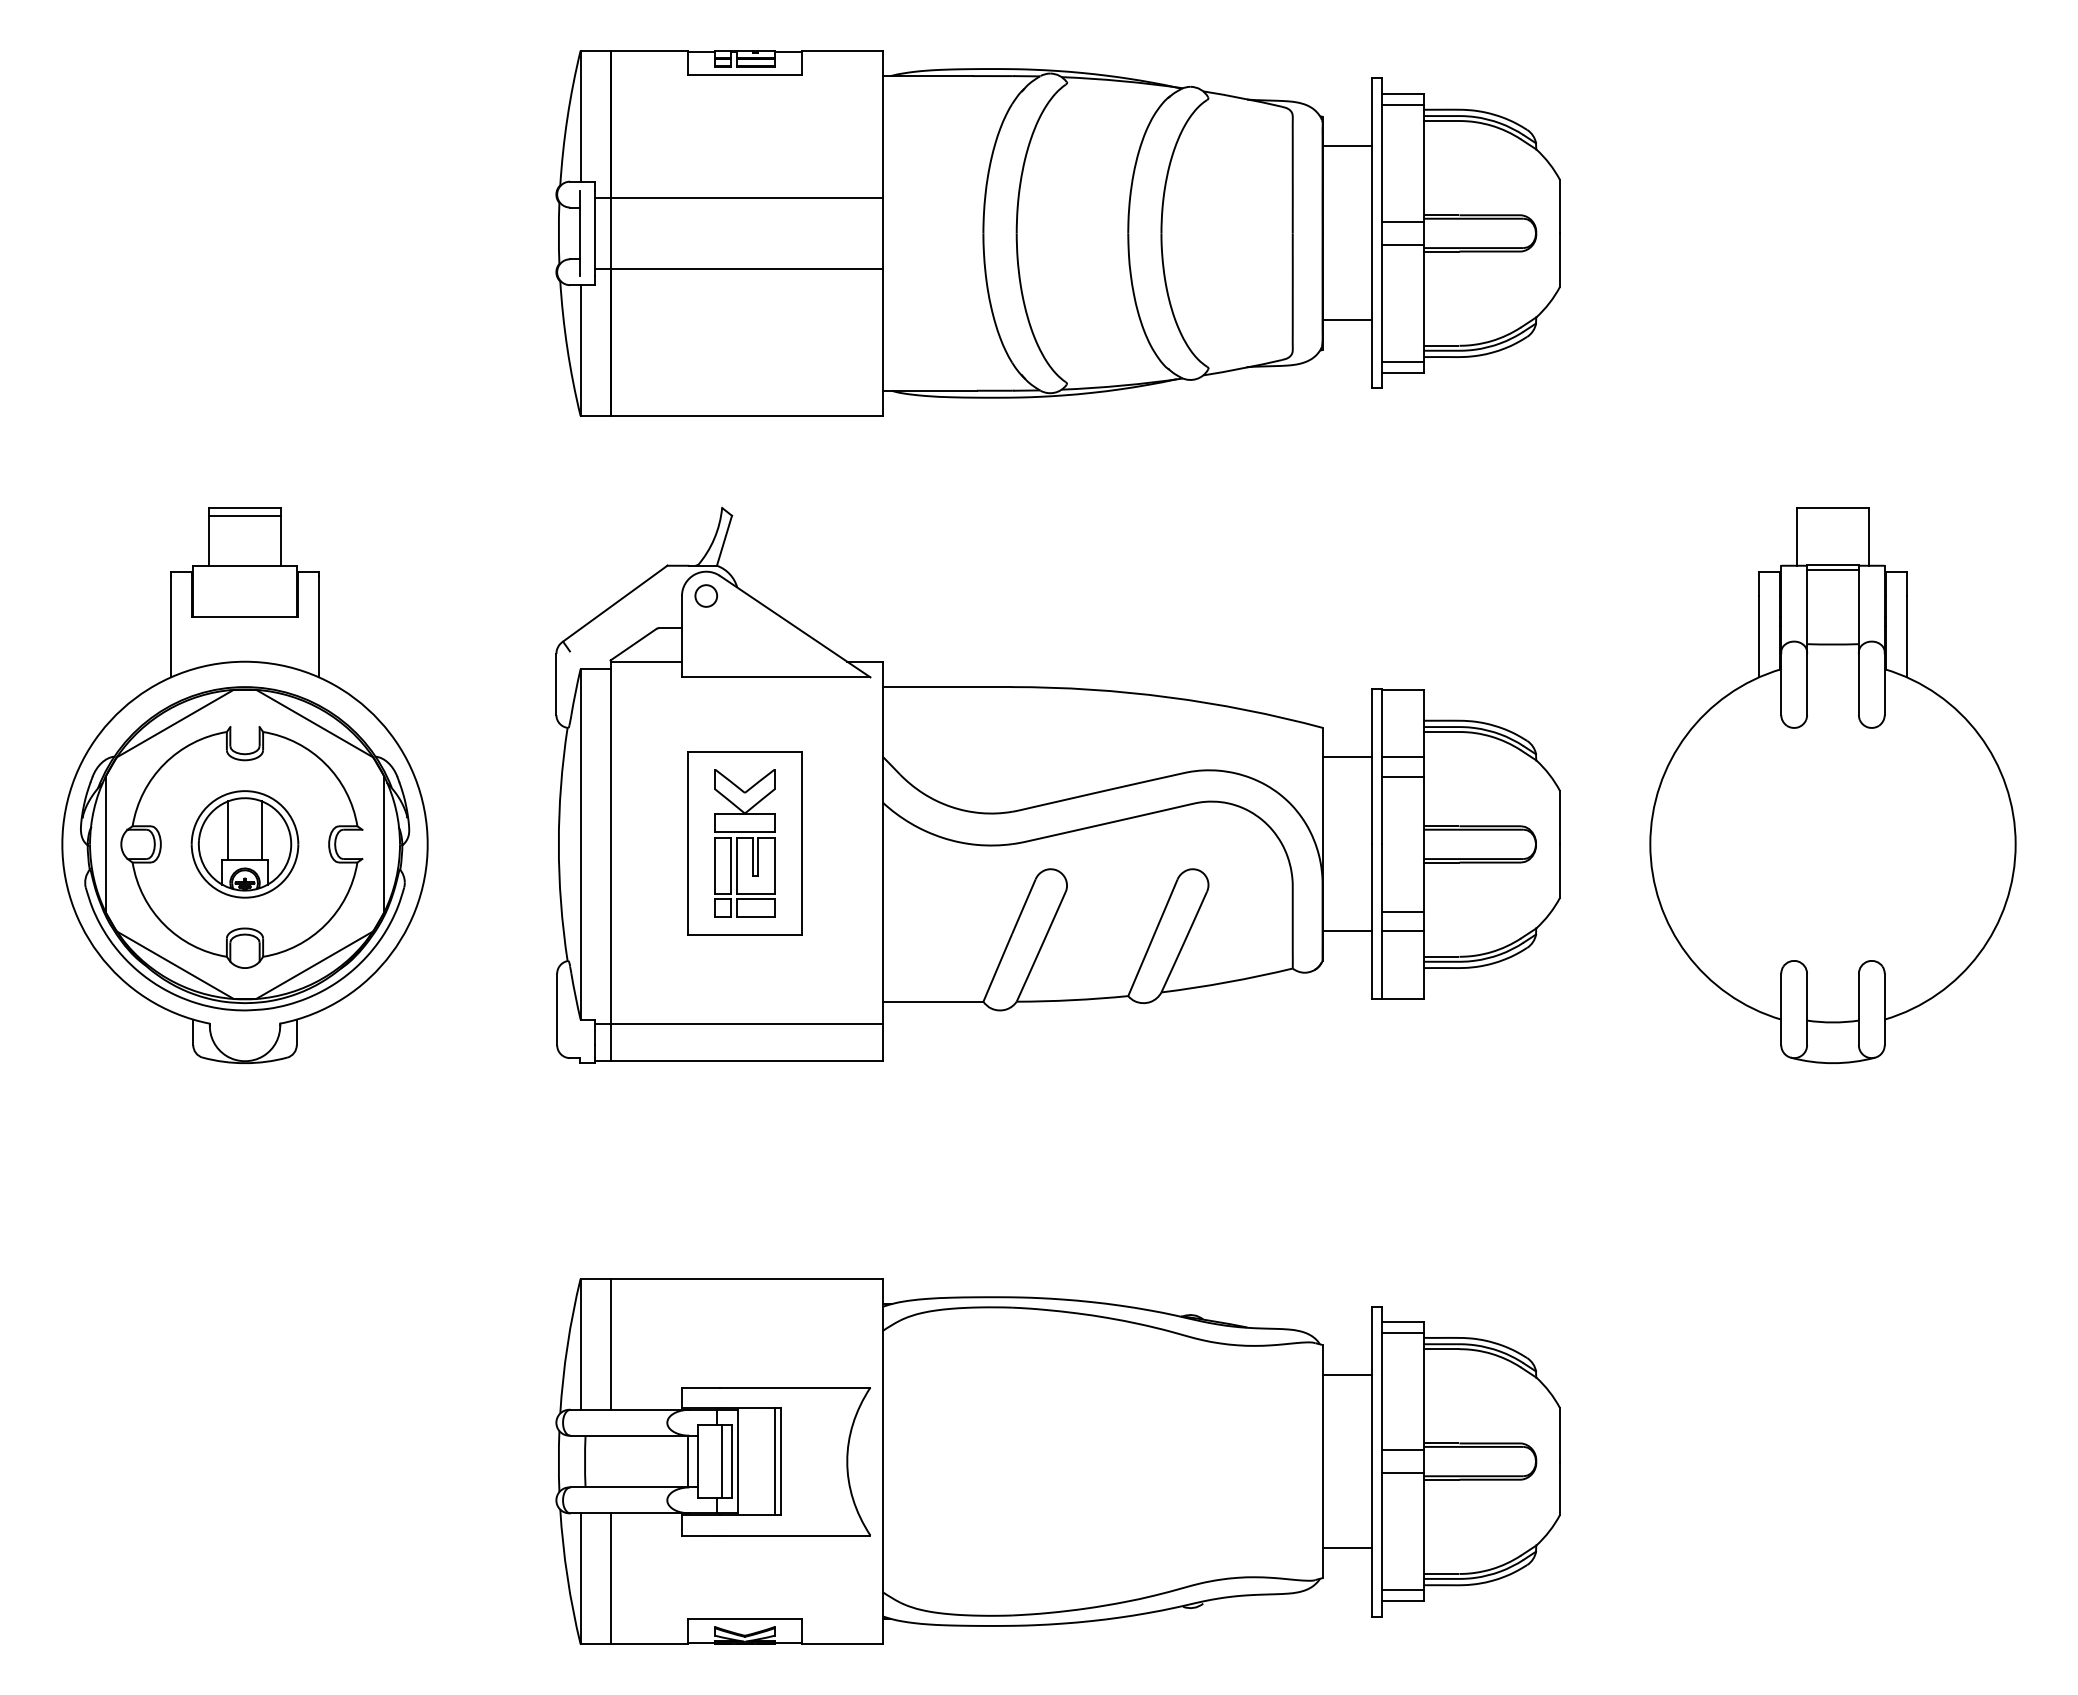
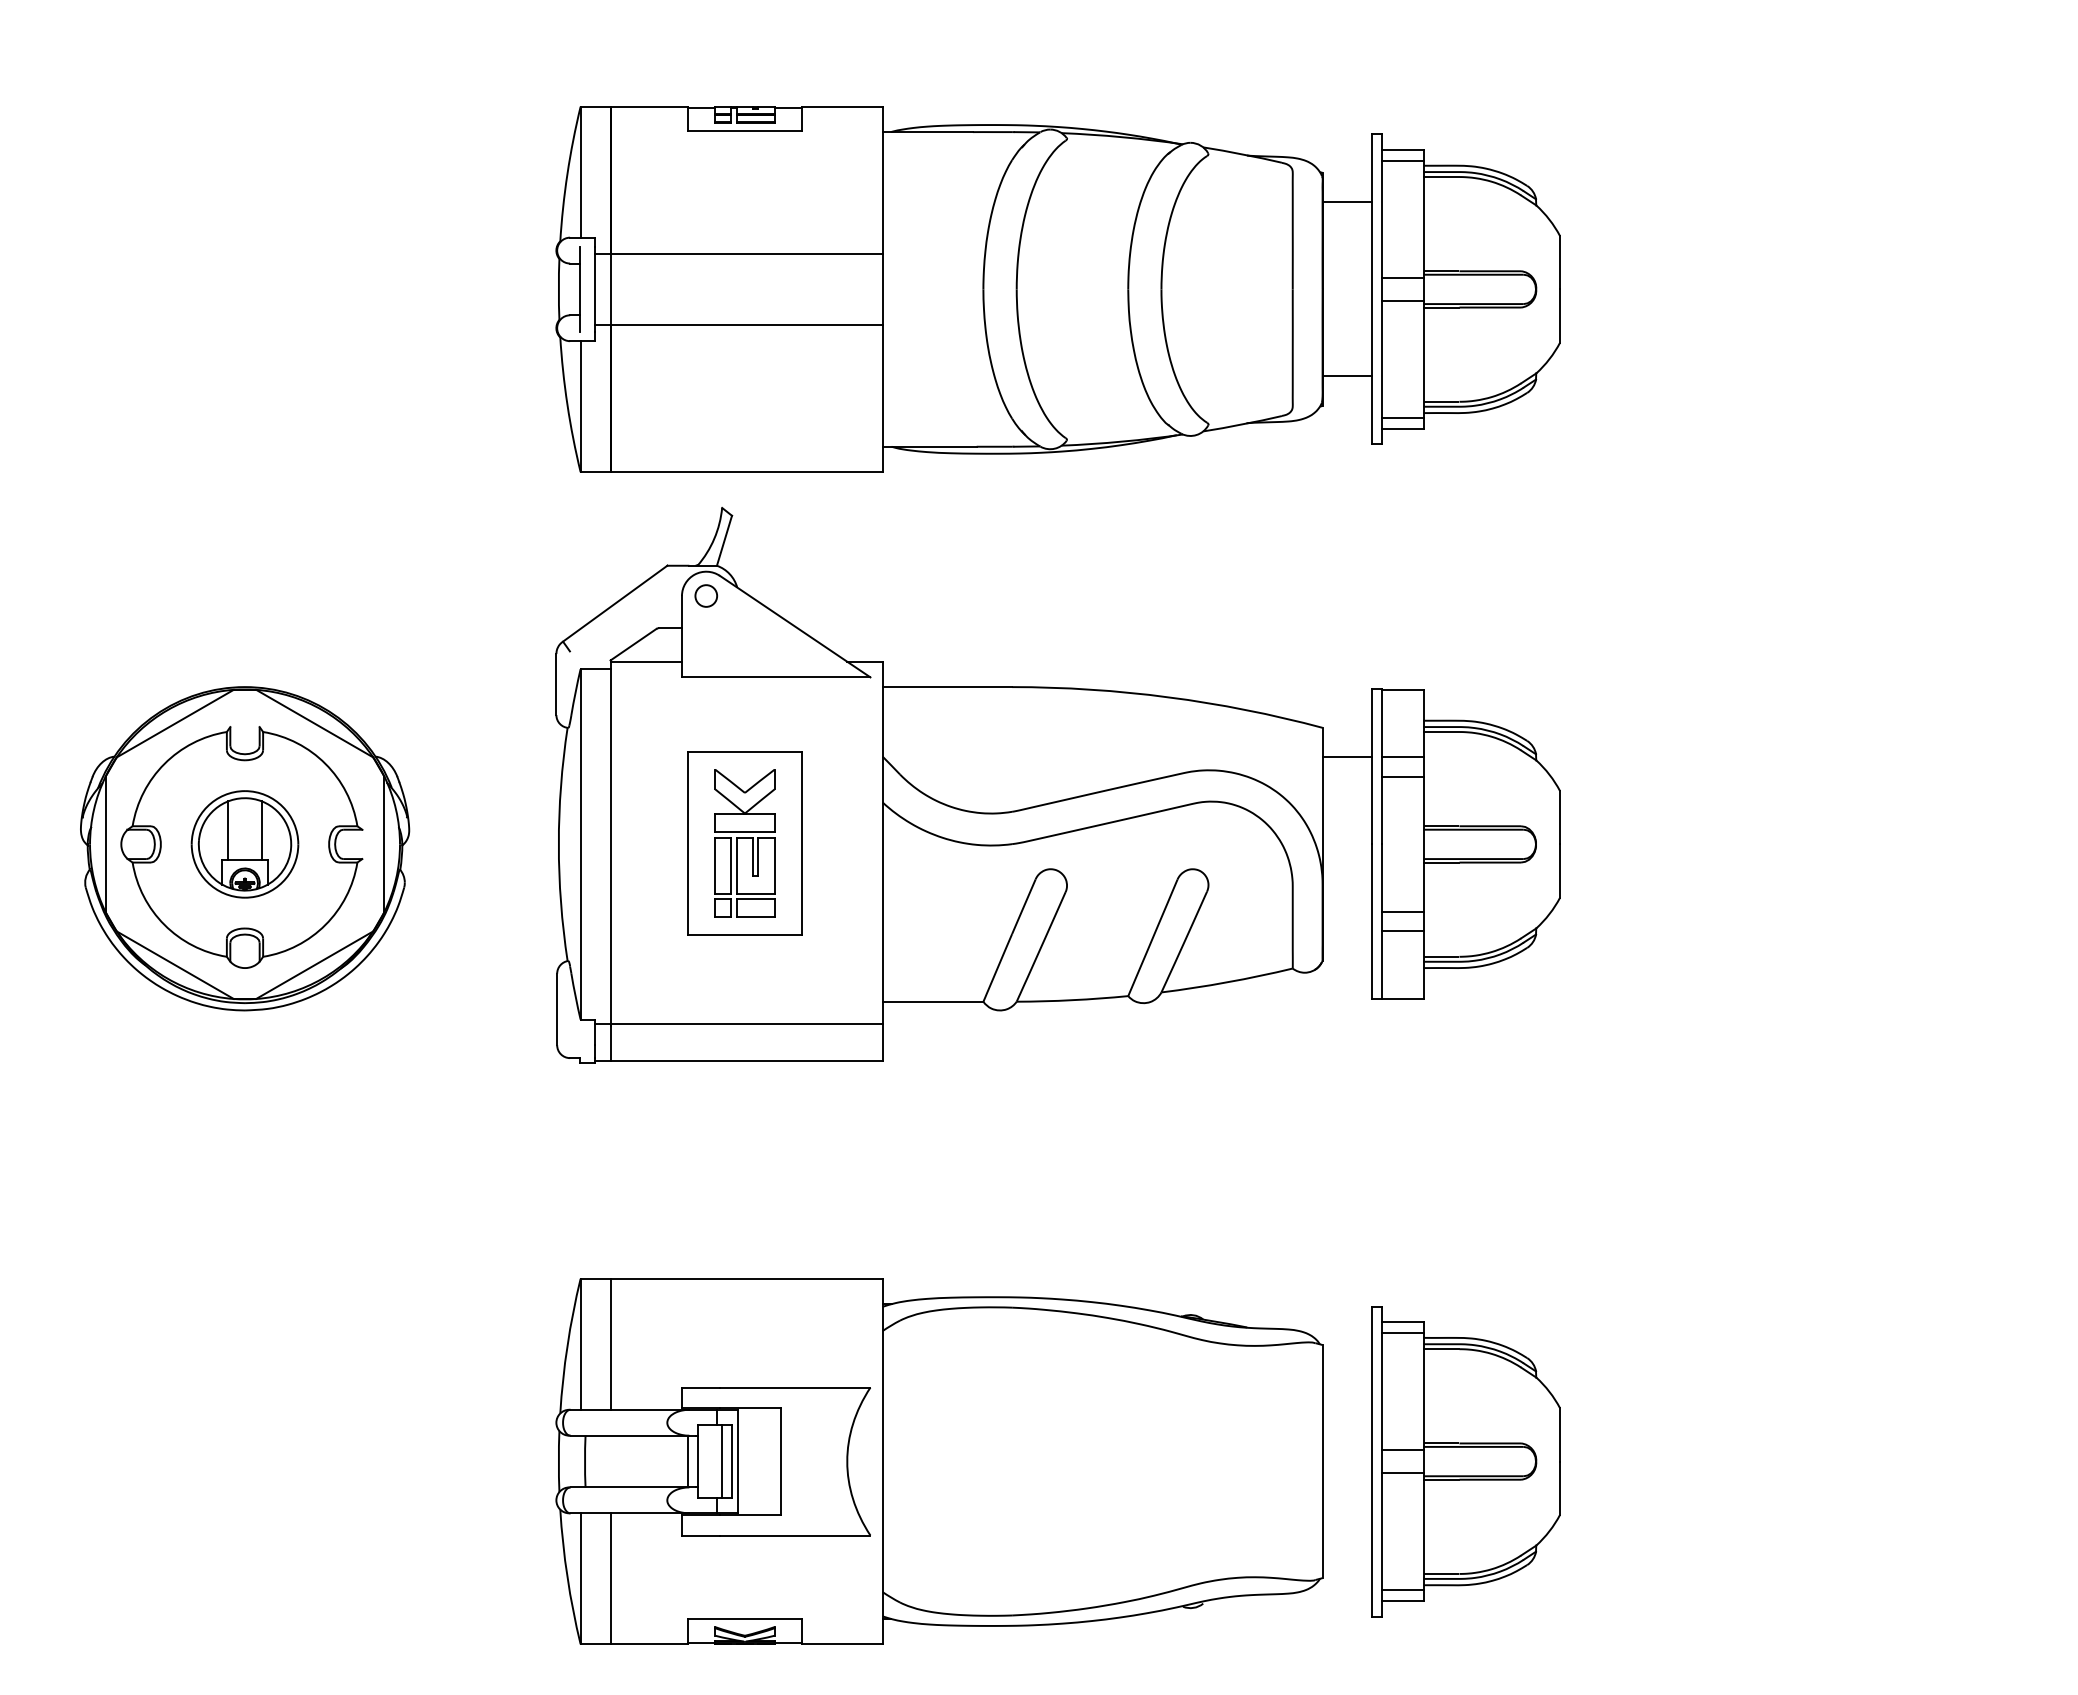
part position: (1057, 233) -> (1057, 289) (1057, 289)
part: present -> none (244, 785)
part: present -> none (1832, 785)
line: present -> none (1346, 931)
line: present -> none (1346, 1374)
line: present -> none (775, 1461)
line: present -> none (1346, 1548)
